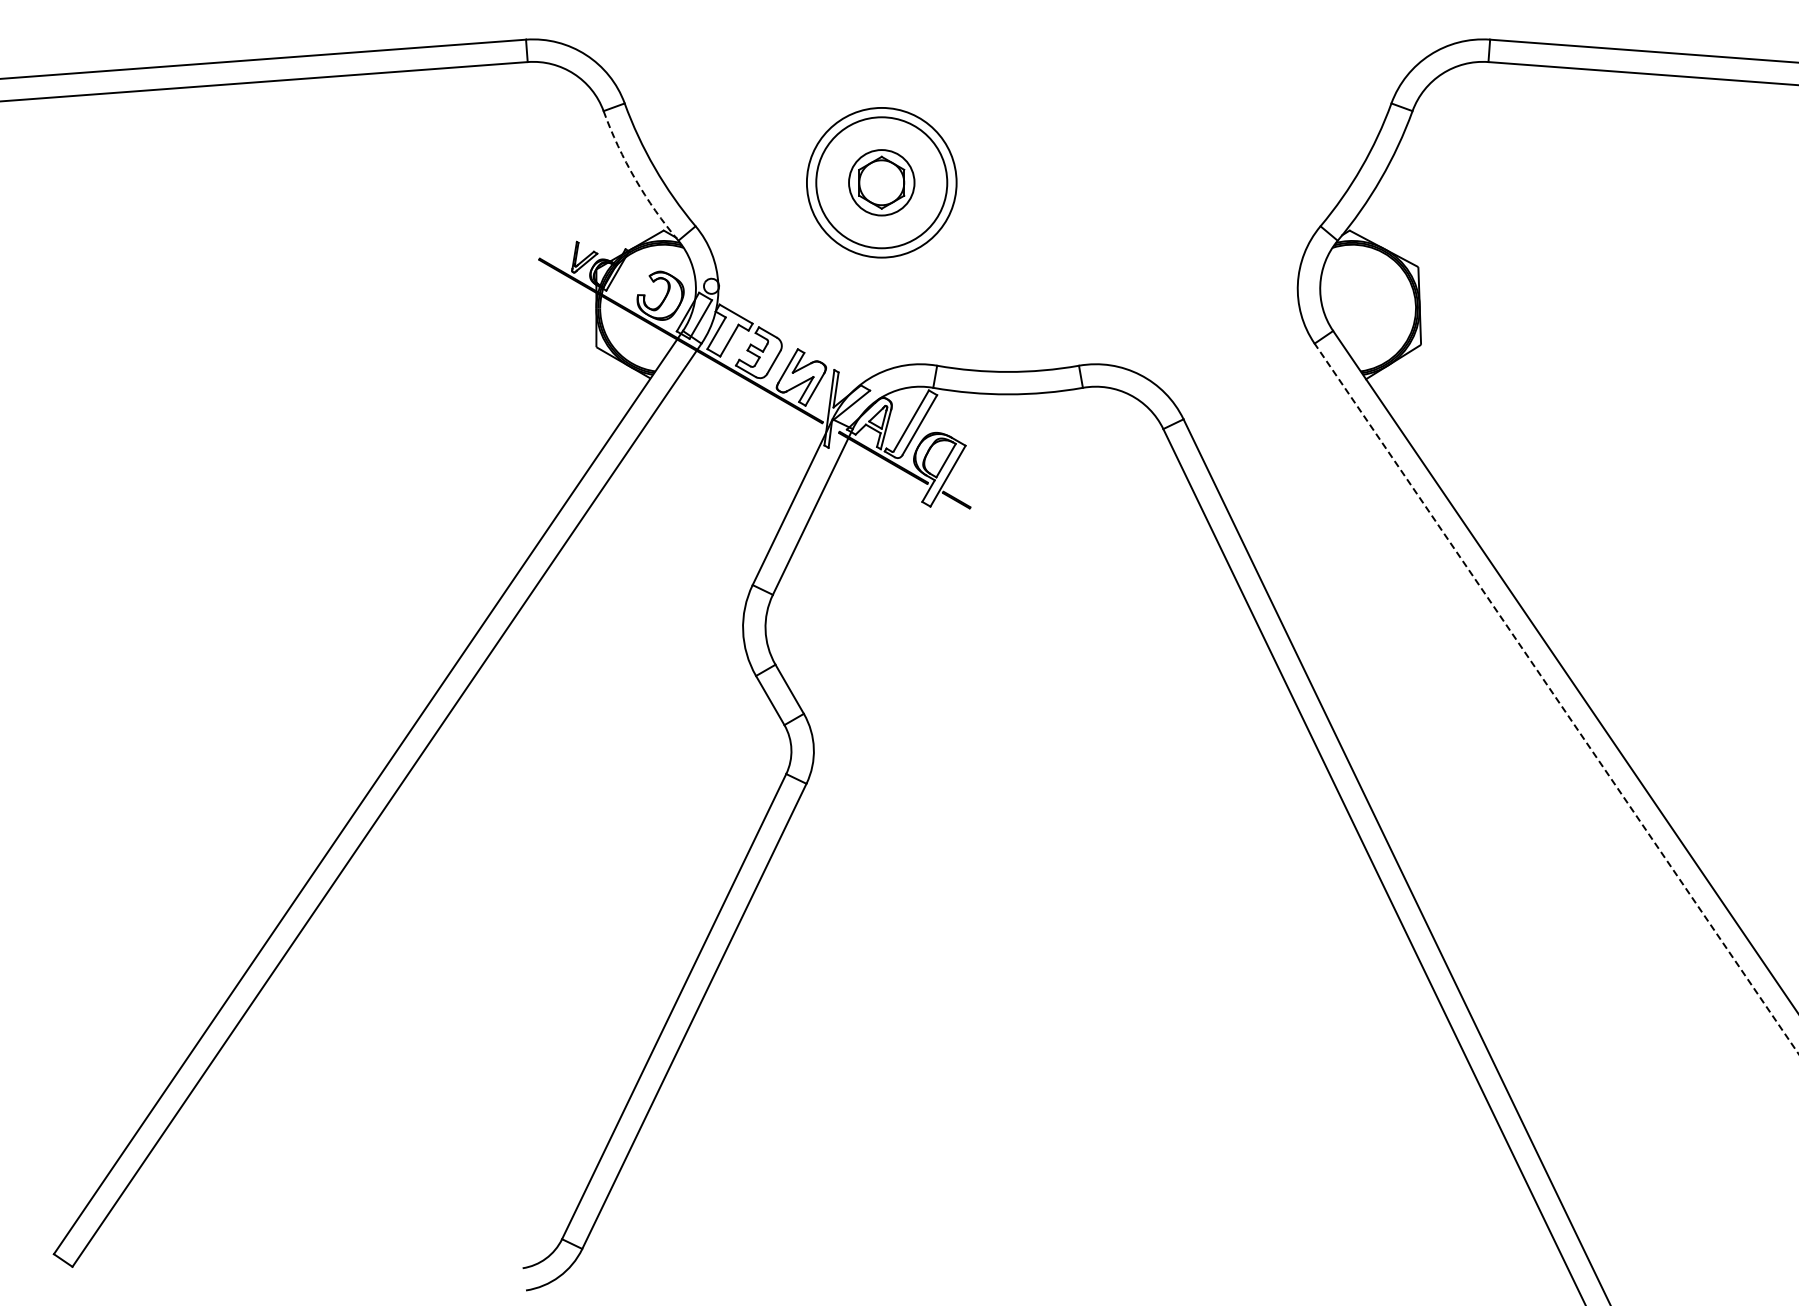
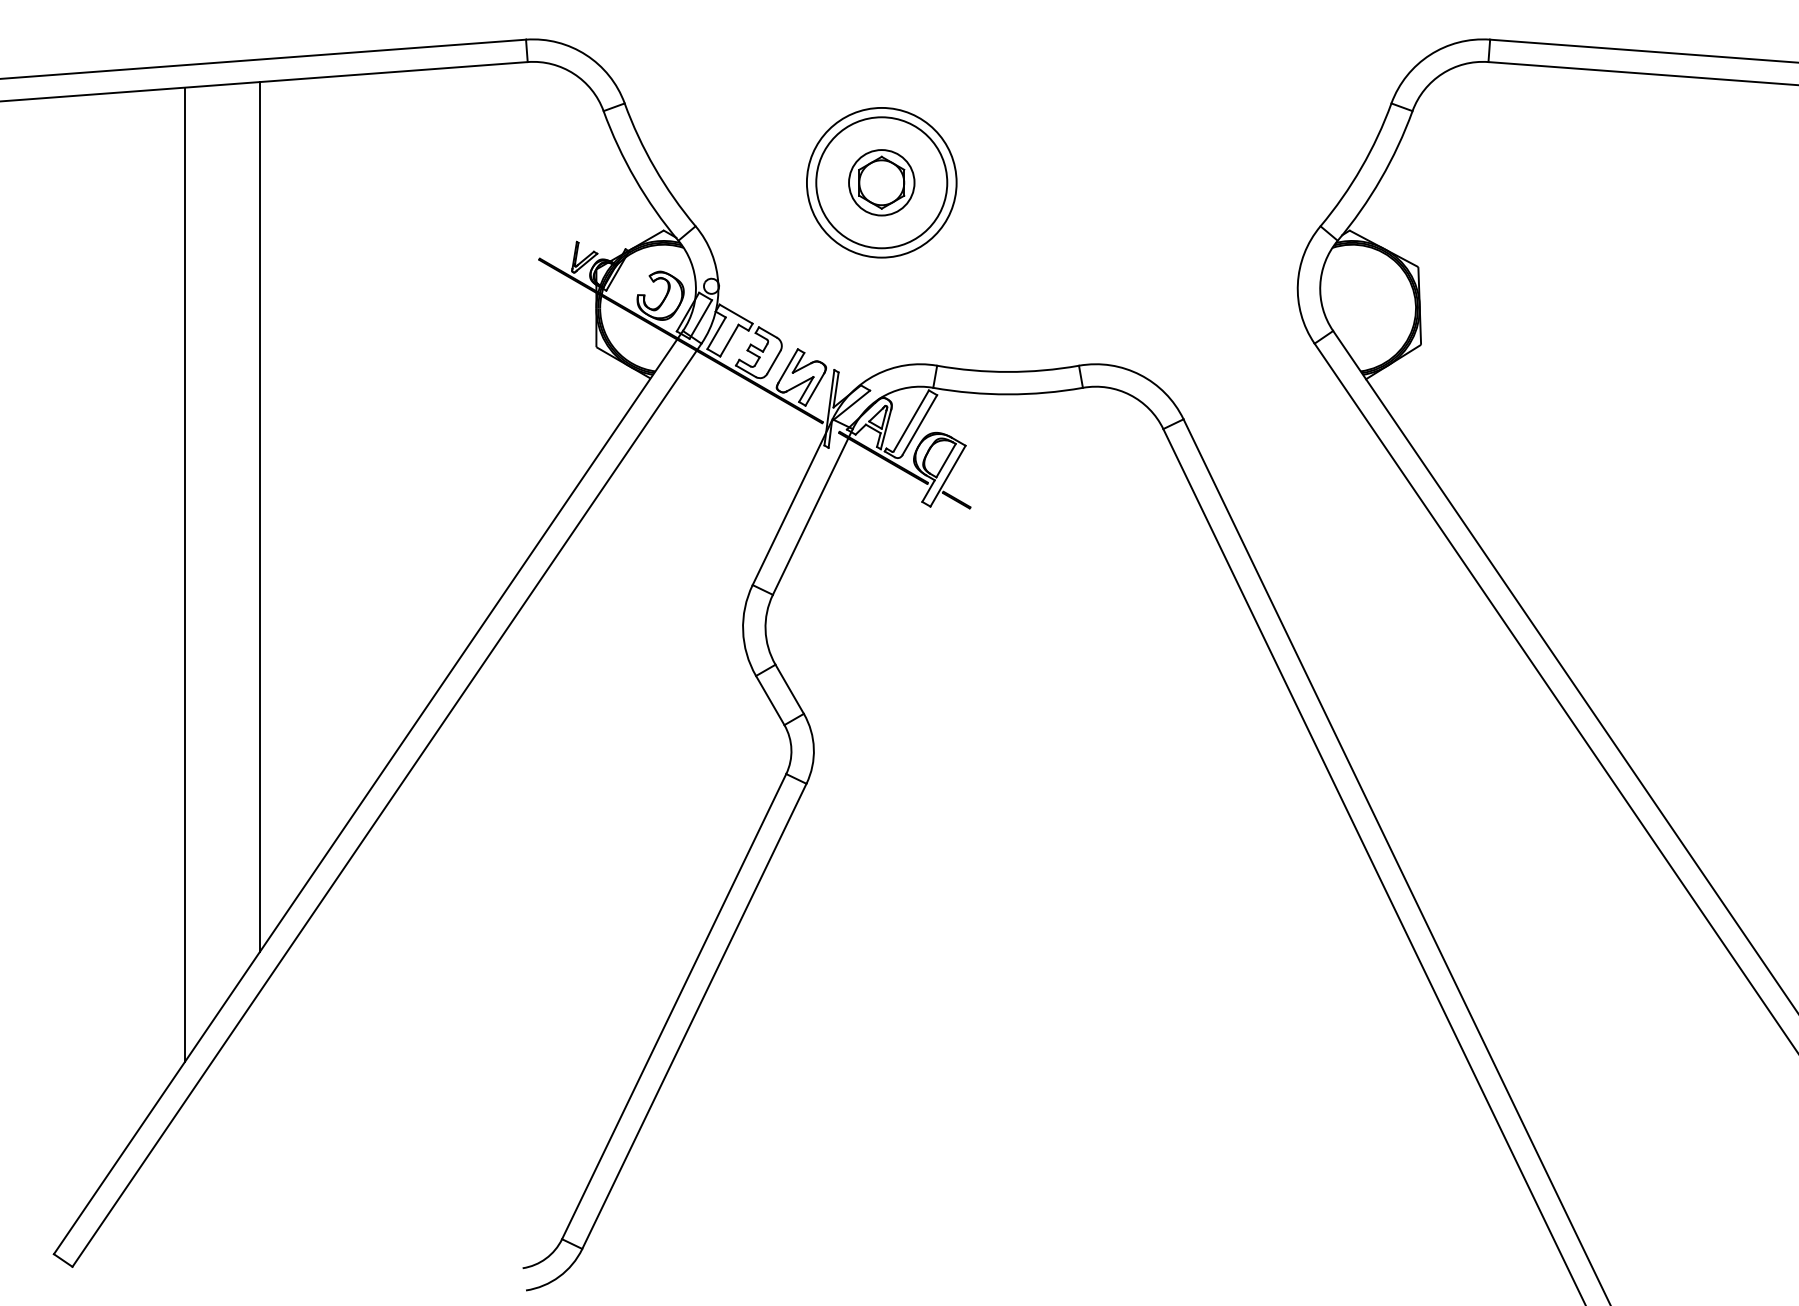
arc: dashed -> solid (635, 179)
line: none -> present (259, 517)
line: none -> present (184, 574)
line: dashed -> solid (1556, 698)
